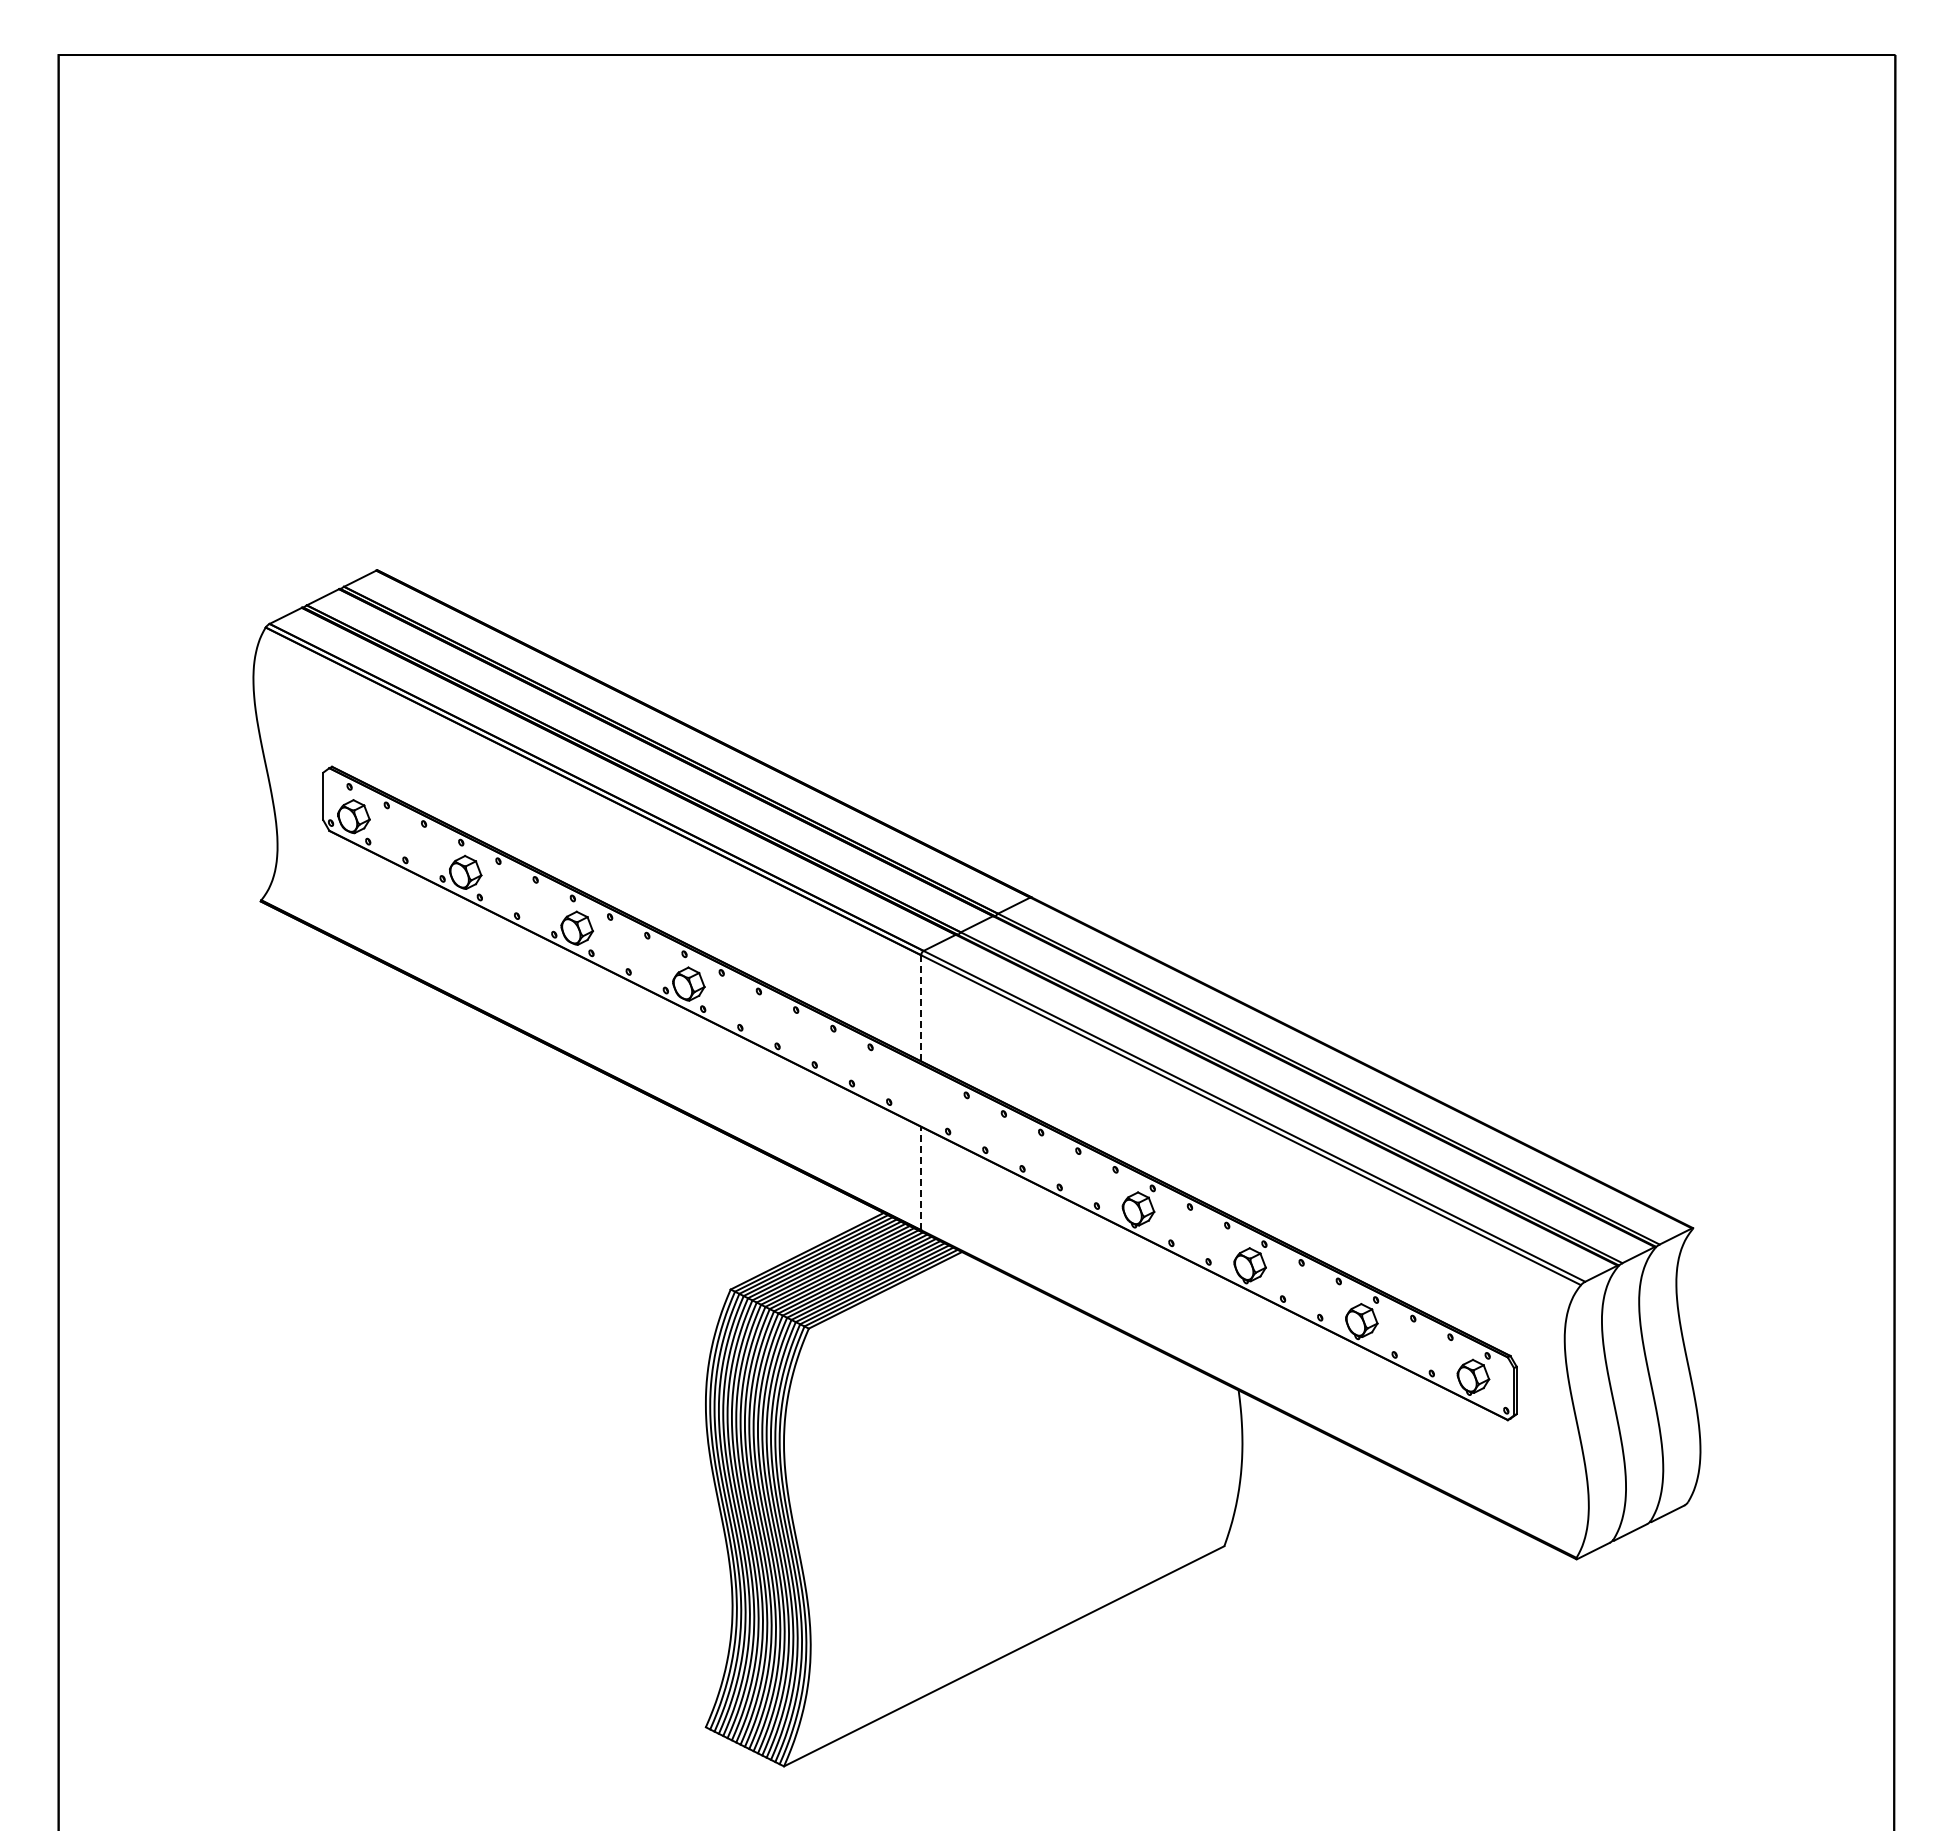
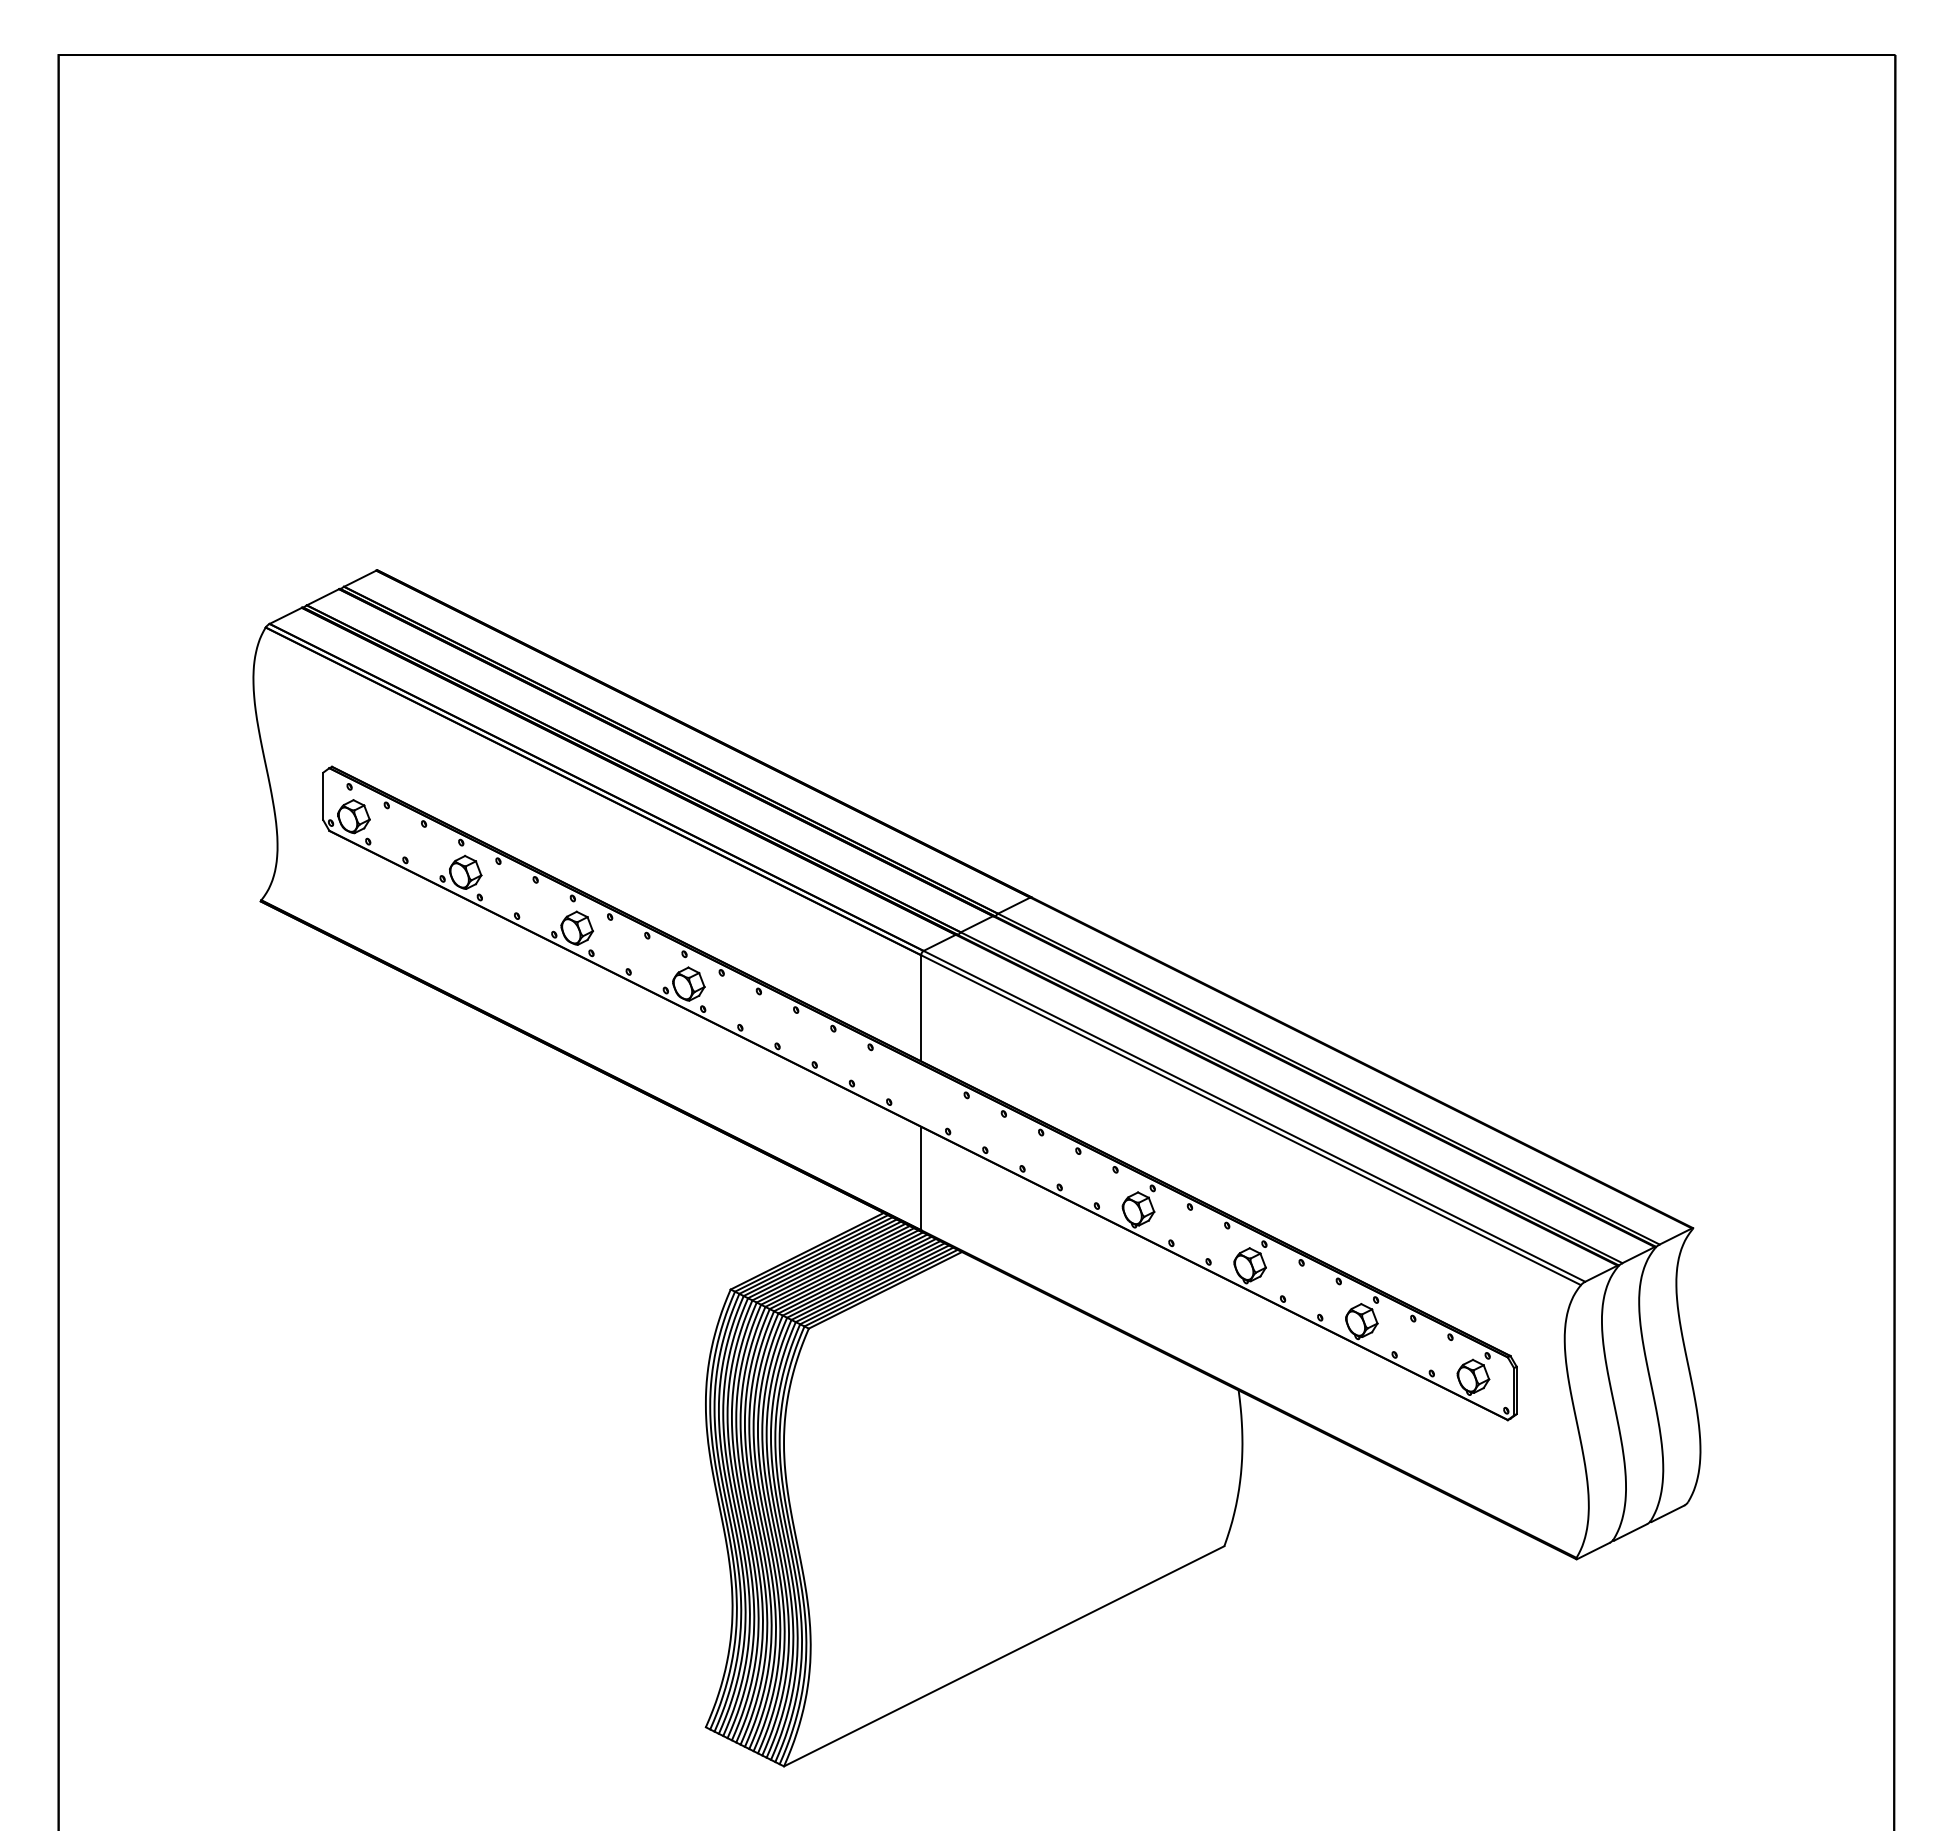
line: dashed -> solid (921, 1007)
line: dashed -> solid (921, 1178)
